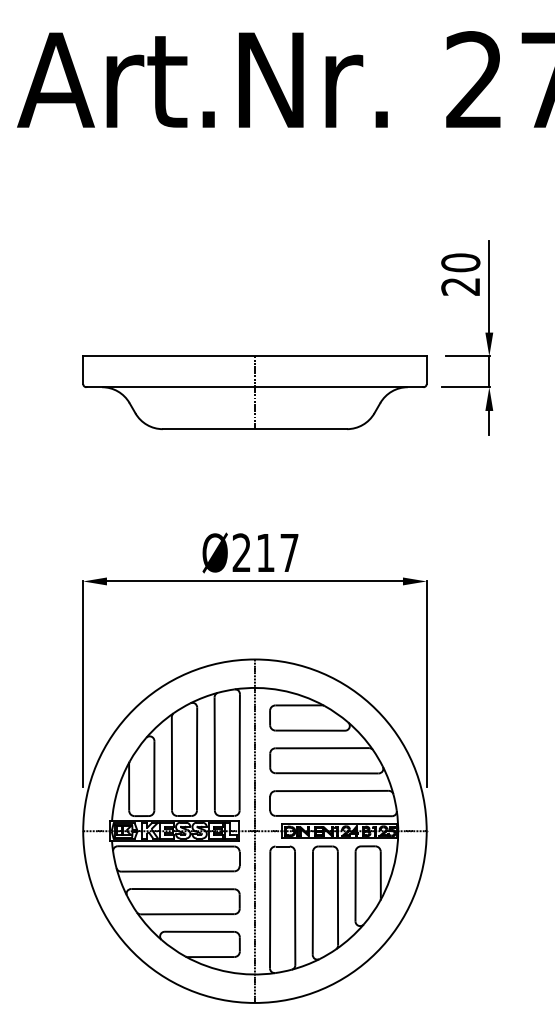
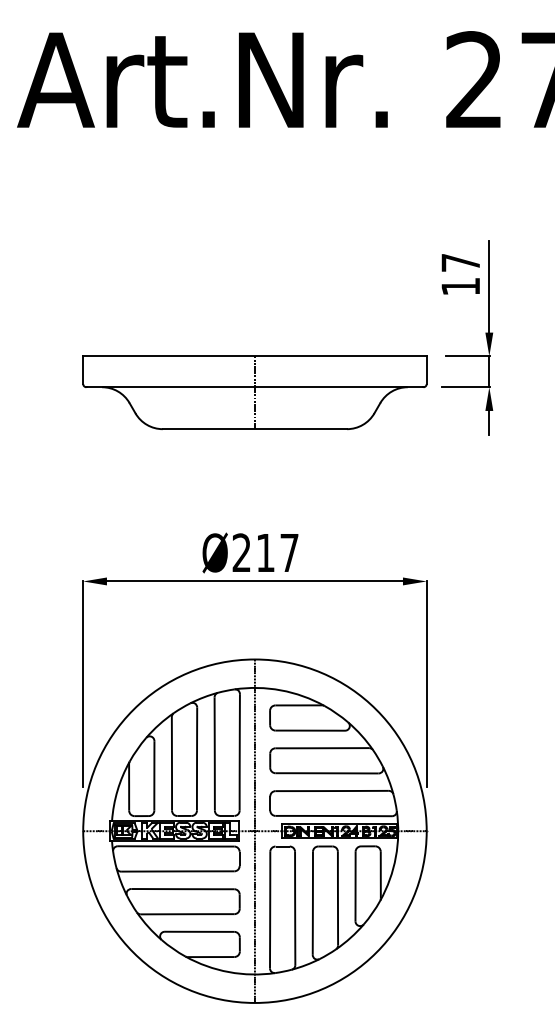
text: 20 -> 17 (460, 274)
